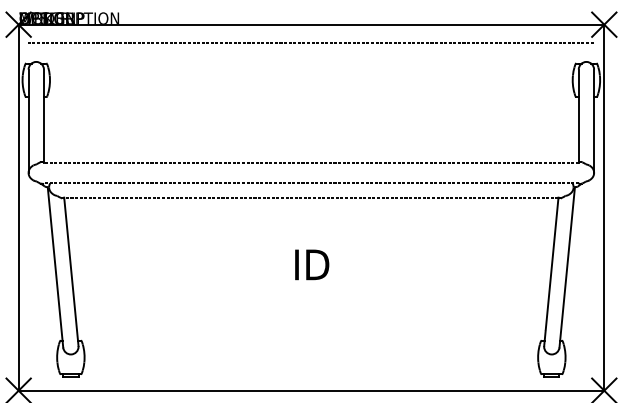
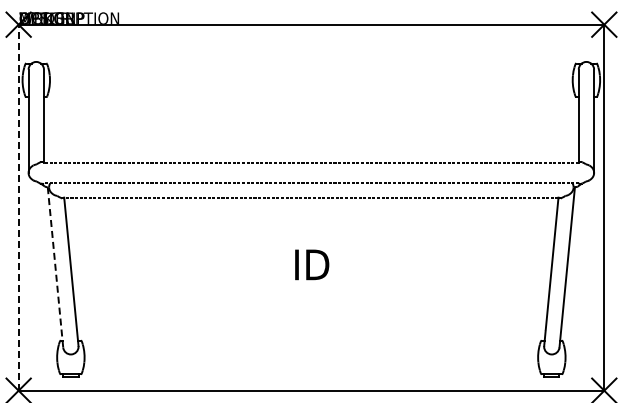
line: present -> none (311, 43)
line: solid -> dashed (18, 207)
line: solid -> dashed (55, 267)
